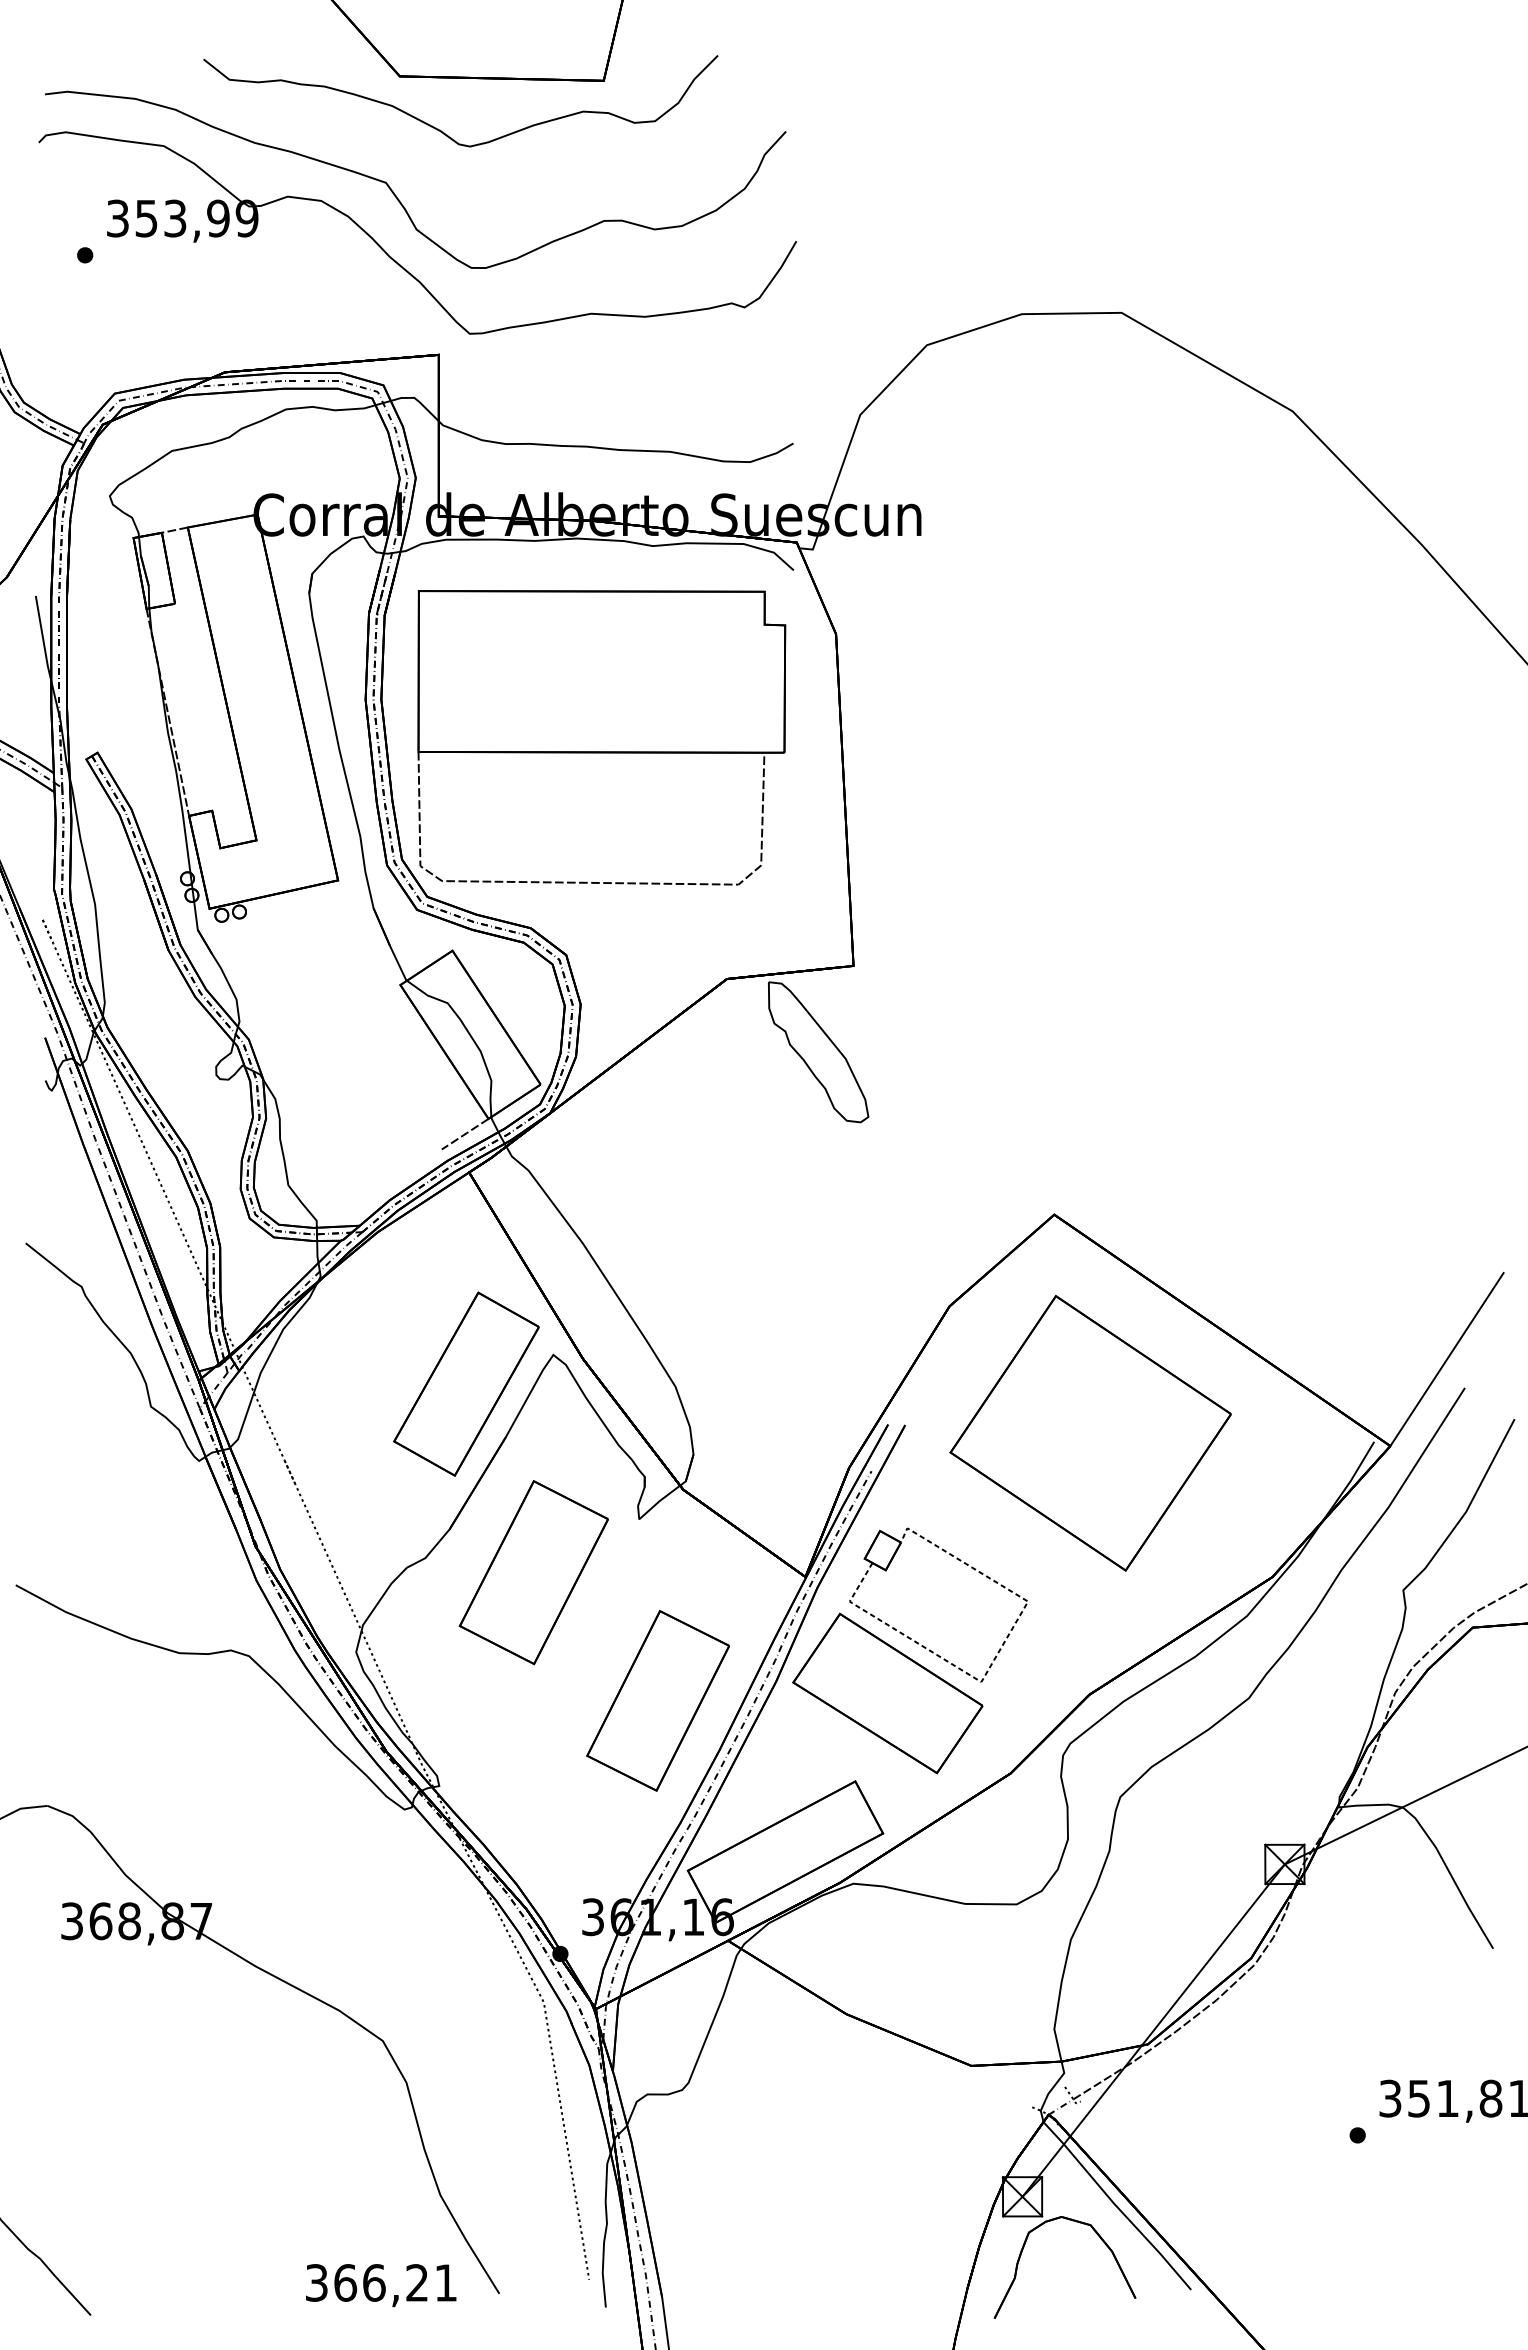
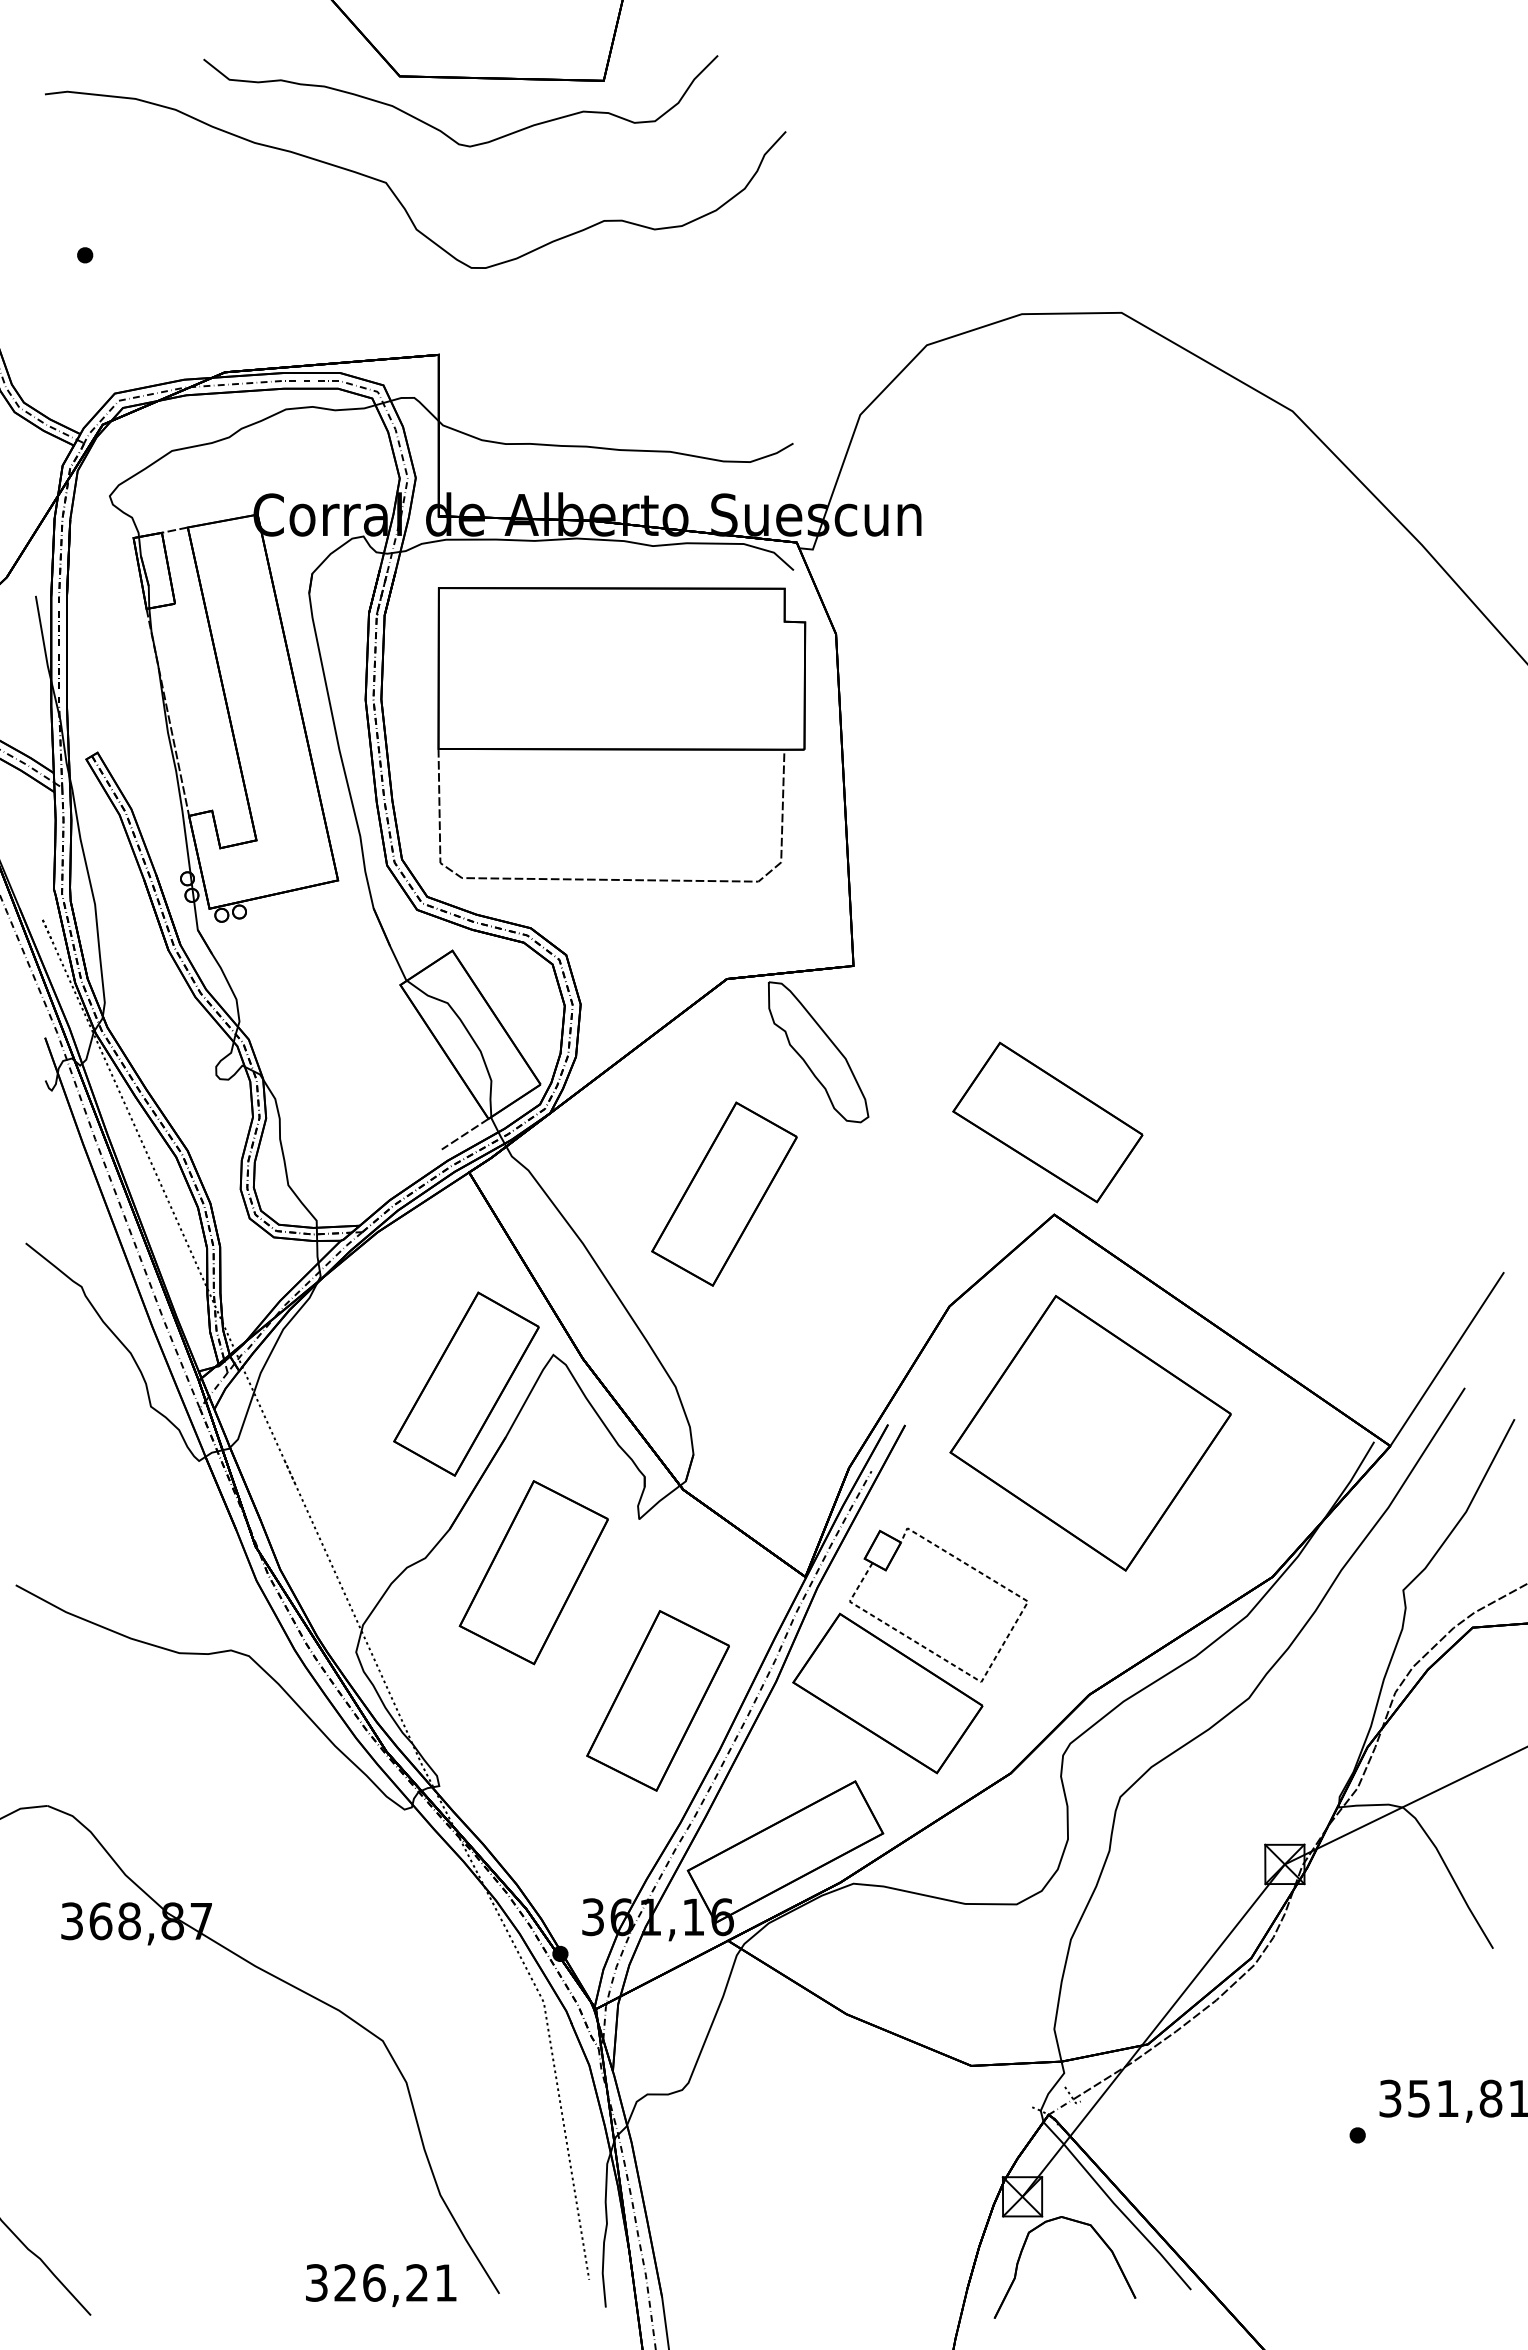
part: present -> none (392, 257)
part position: (601, 737) -> (621, 734) (621, 734)
part: none -> present (1047, 1122)
part: none -> present (724, 1193)
text: 366,21 -> 326,21 (345, 2282)
